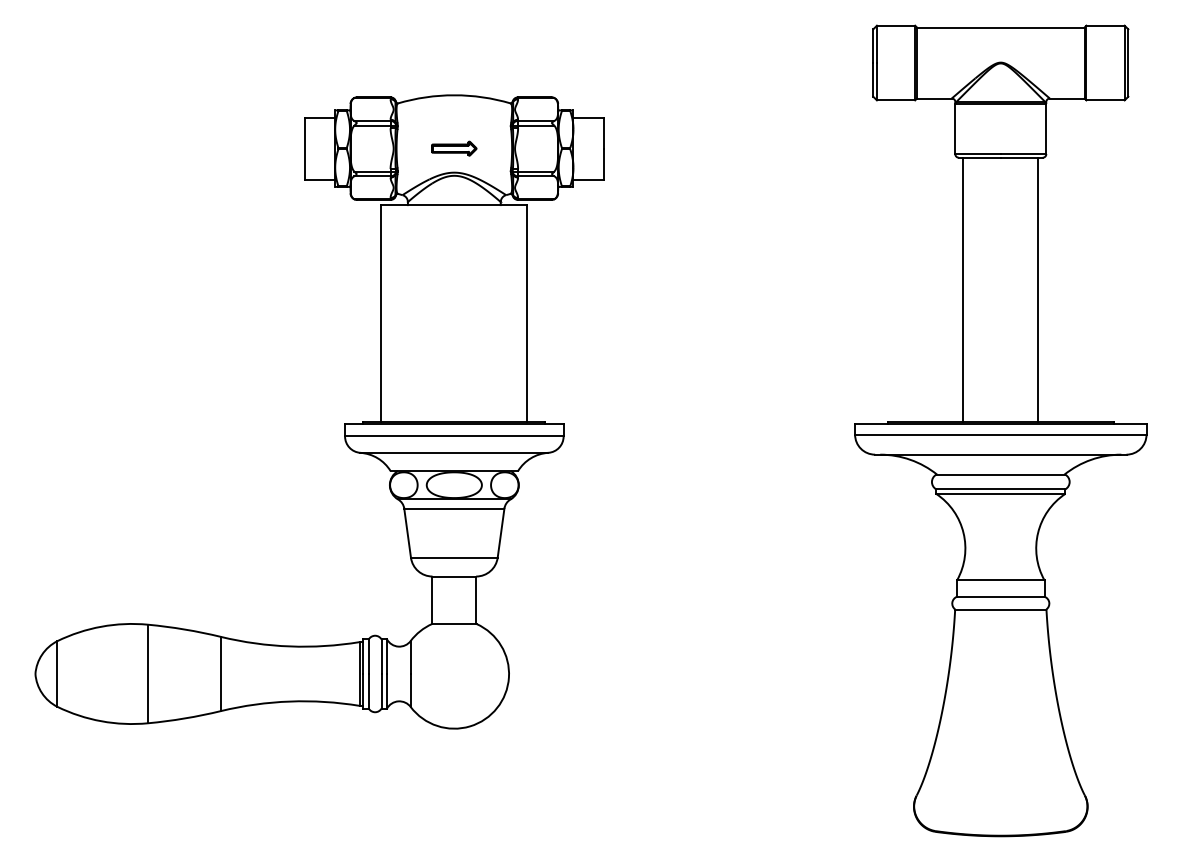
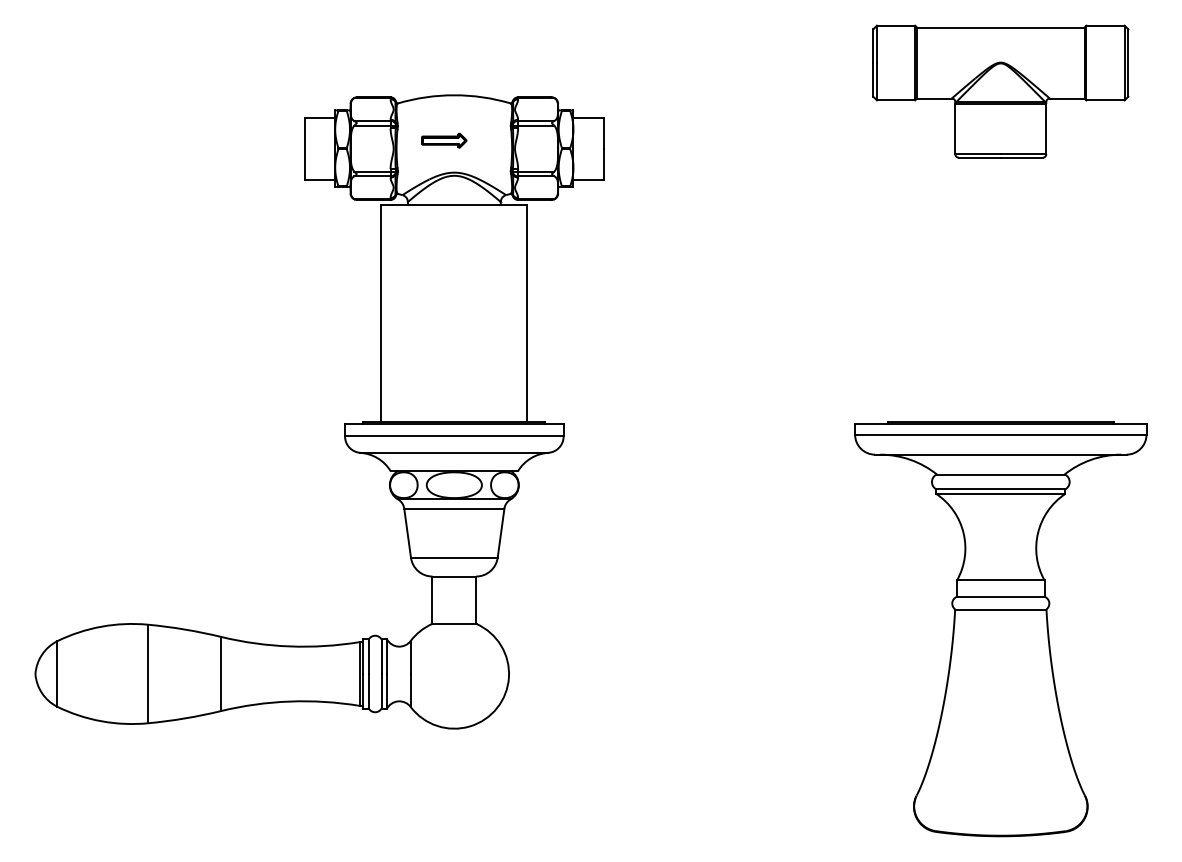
part position: (454, 148) -> (444, 140) (444, 140)
line: present -> none (963, 289)
line: present -> none (1038, 289)
